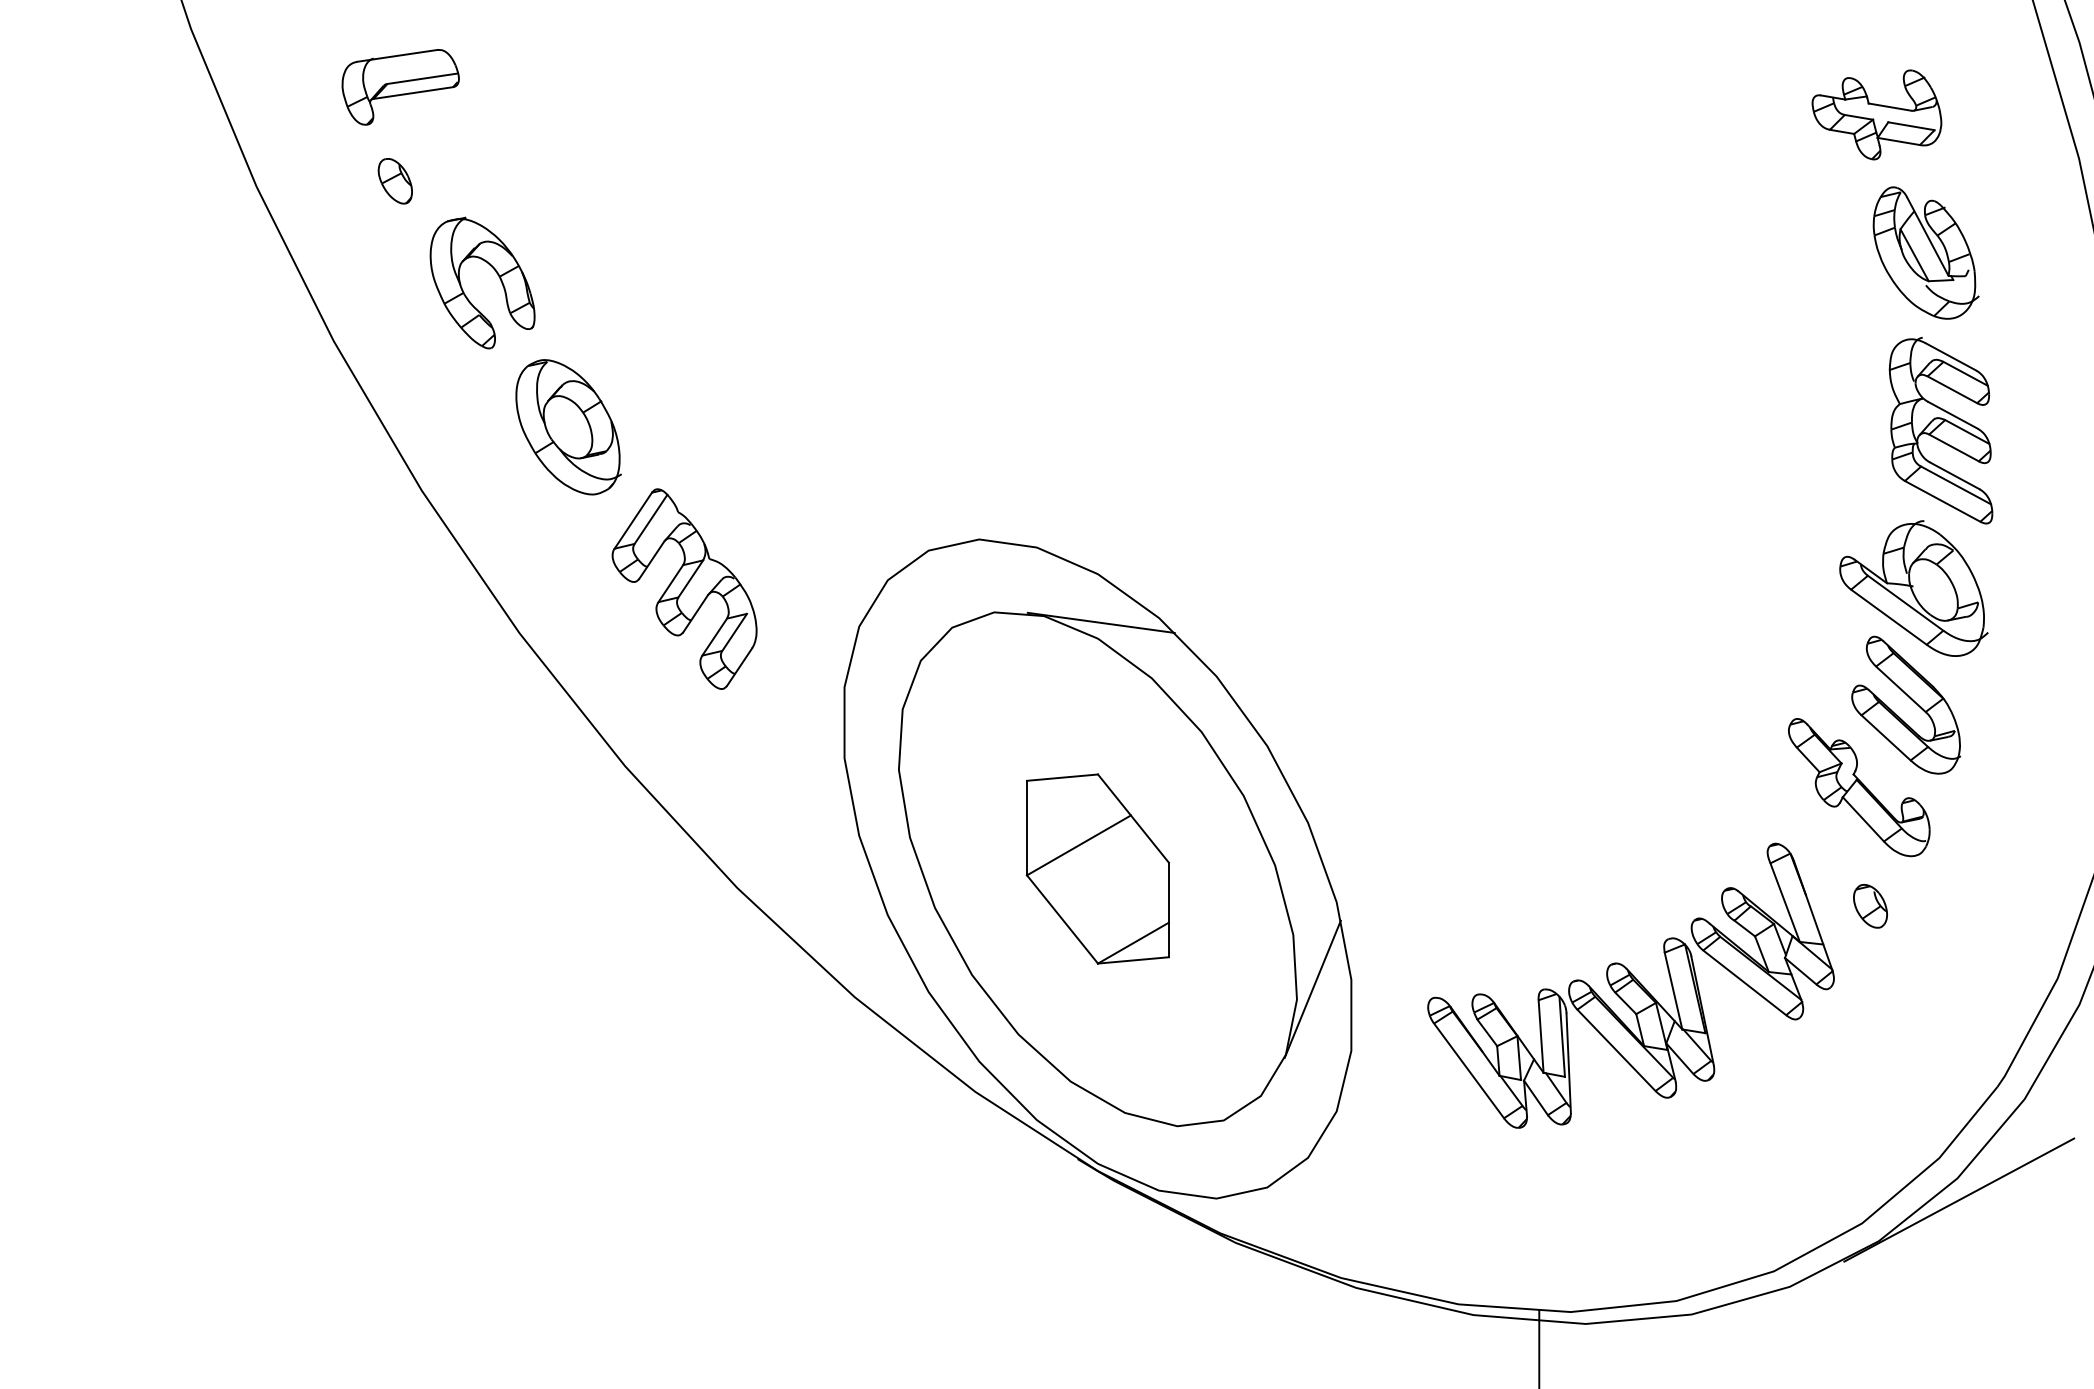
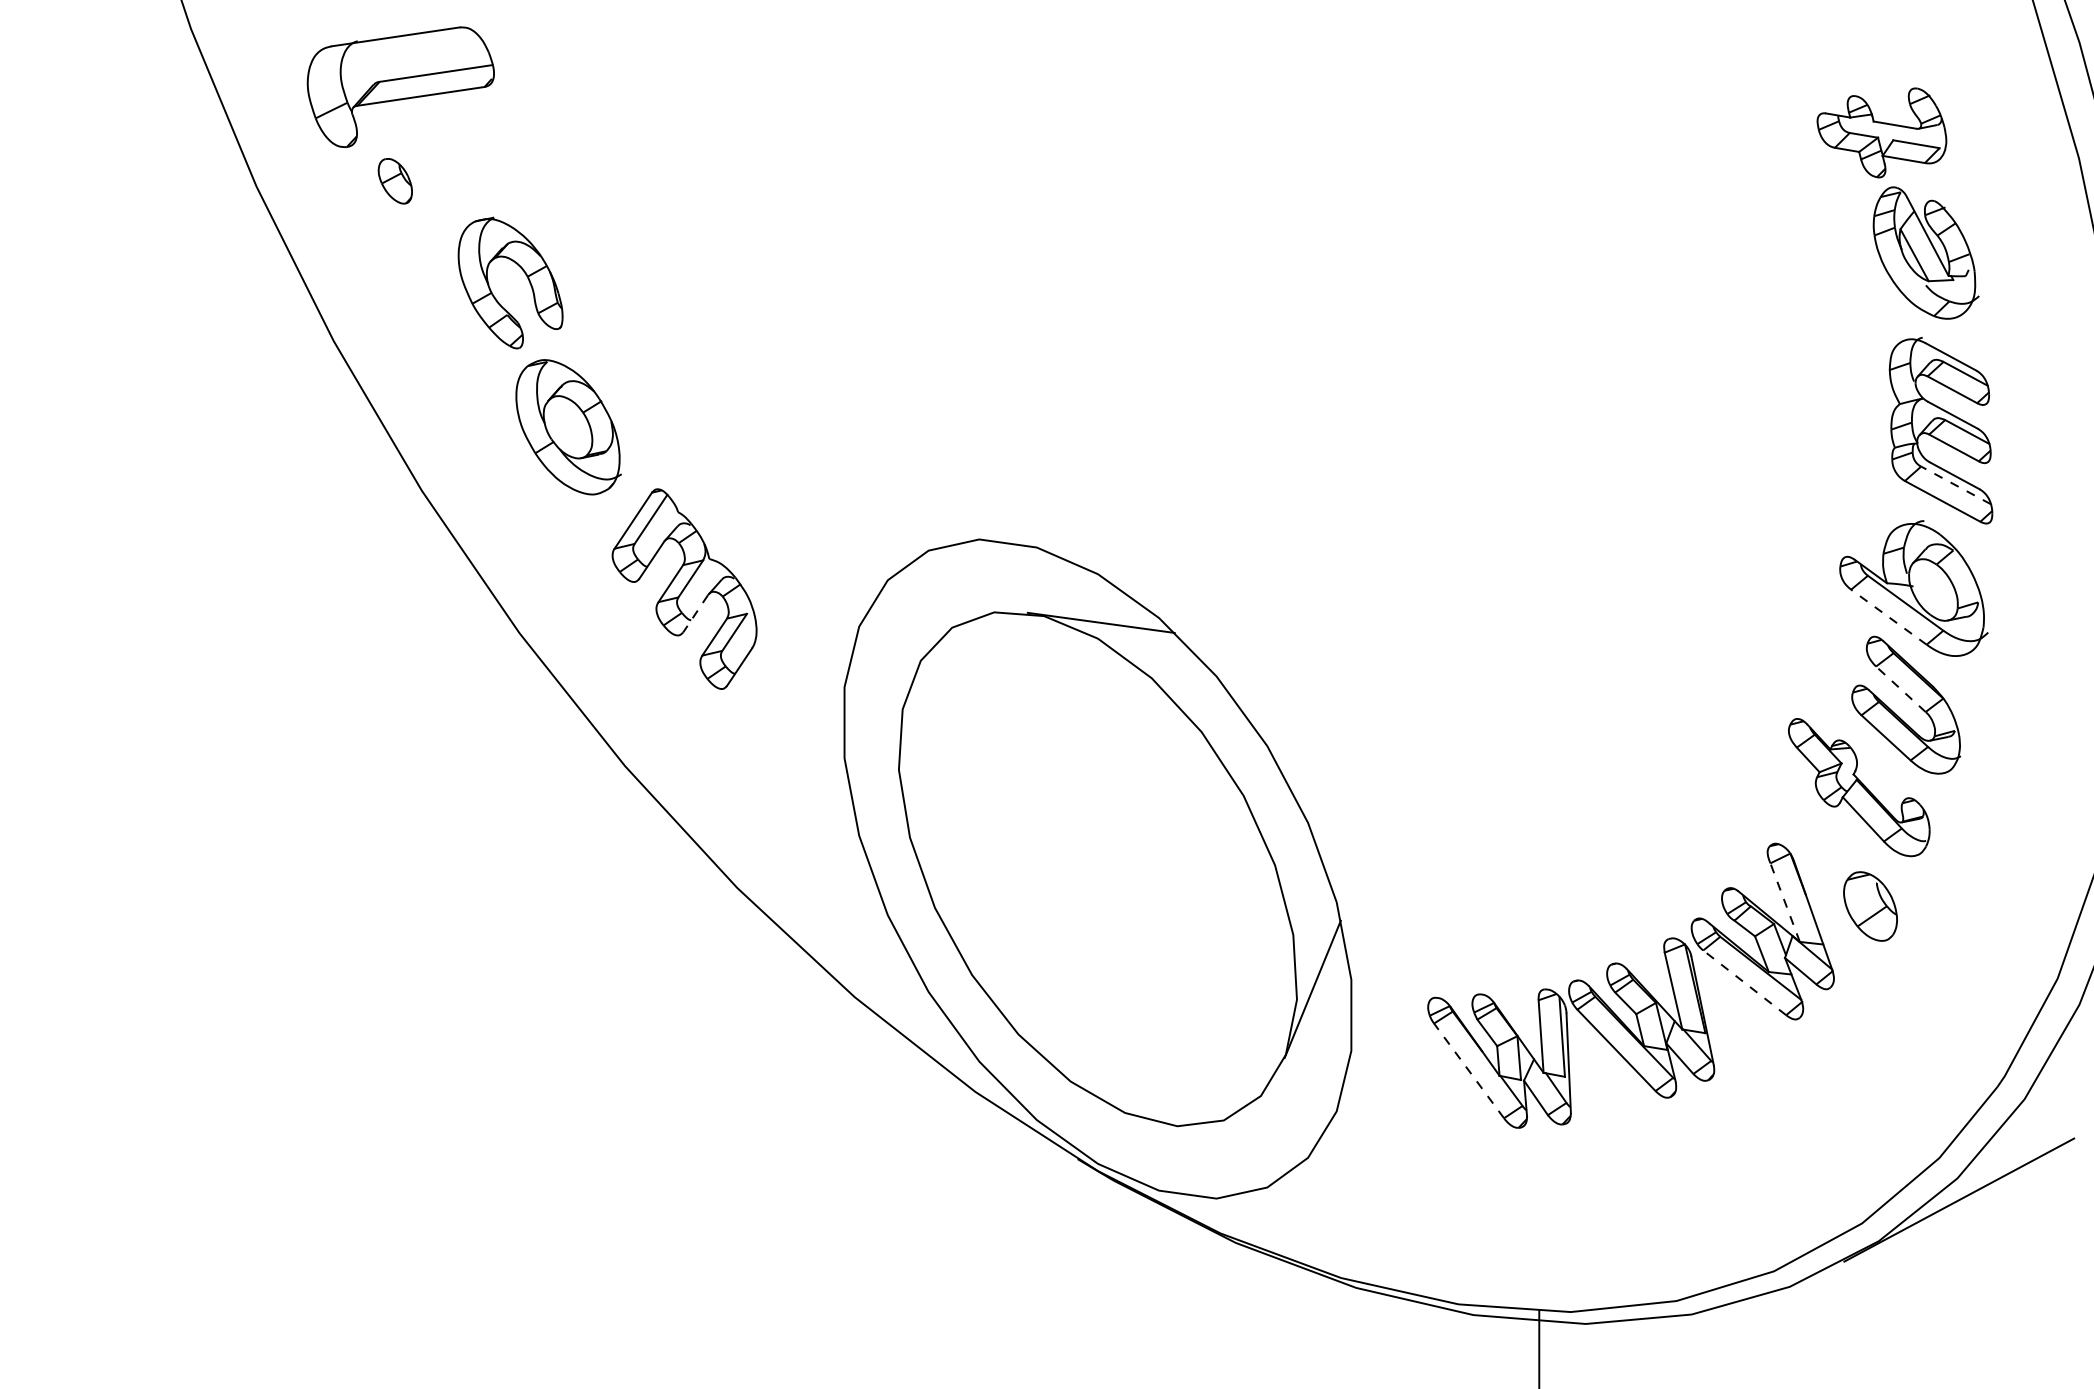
part size: 119x77 px -> 189x122 px (400, 86)
part position: (1876, 114) -> (1881, 132) (1881, 132)
part position: (497, 275) -> (525, 275) (525, 275)
line: solid -> dashed (1956, 485)
line: solid -> dashed (695, 614)
line: solid -> dashed (1888, 617)
line: solid -> dashed (1900, 689)
part: present -> none (1097, 868)
line: solid -> dashed (1785, 902)
part size: 35x46 px -> 55x71 px (1870, 906)
line: solid -> dashed (1744, 982)
line: solid -> dashed (1469, 1070)
